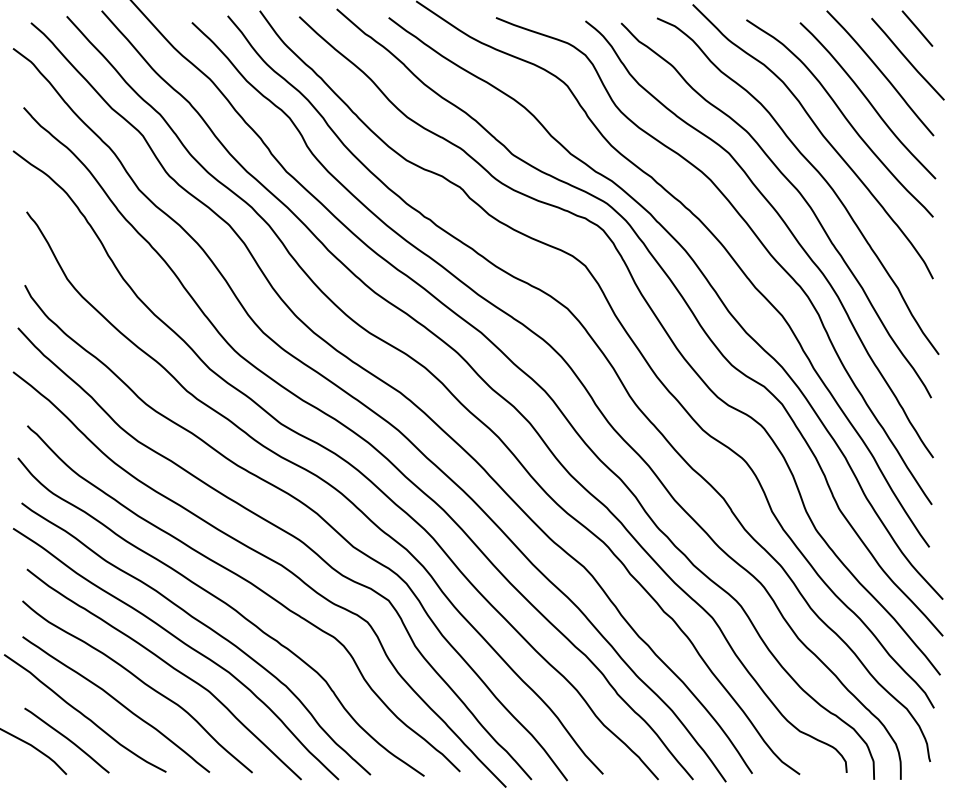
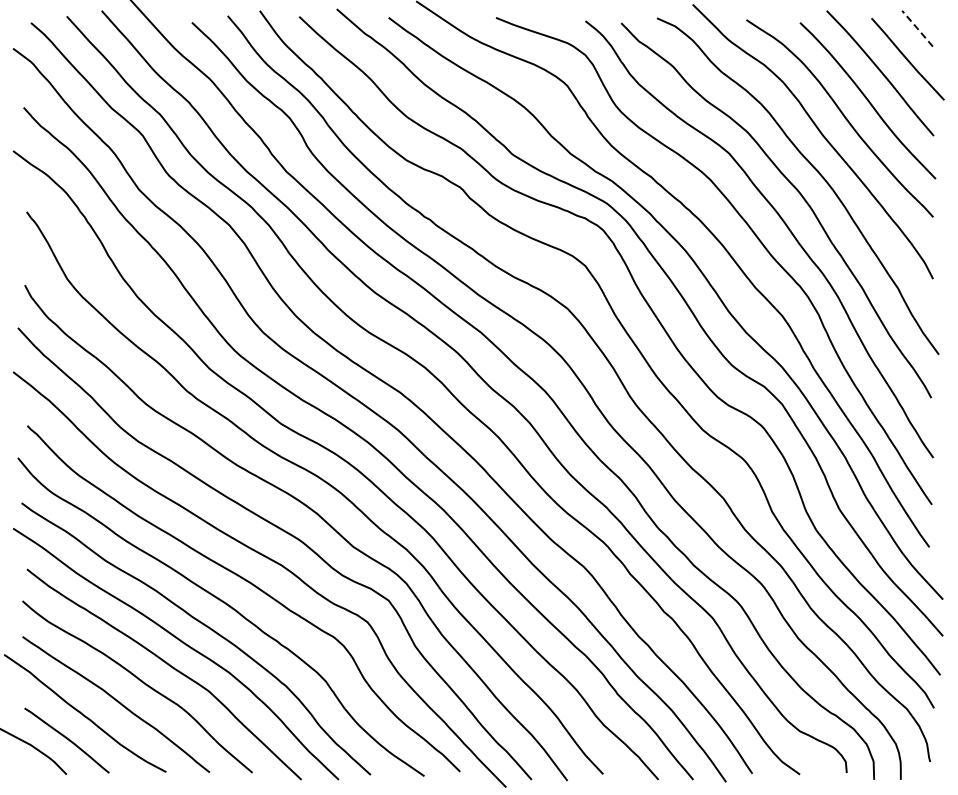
line: solid -> dashed (917, 28)
